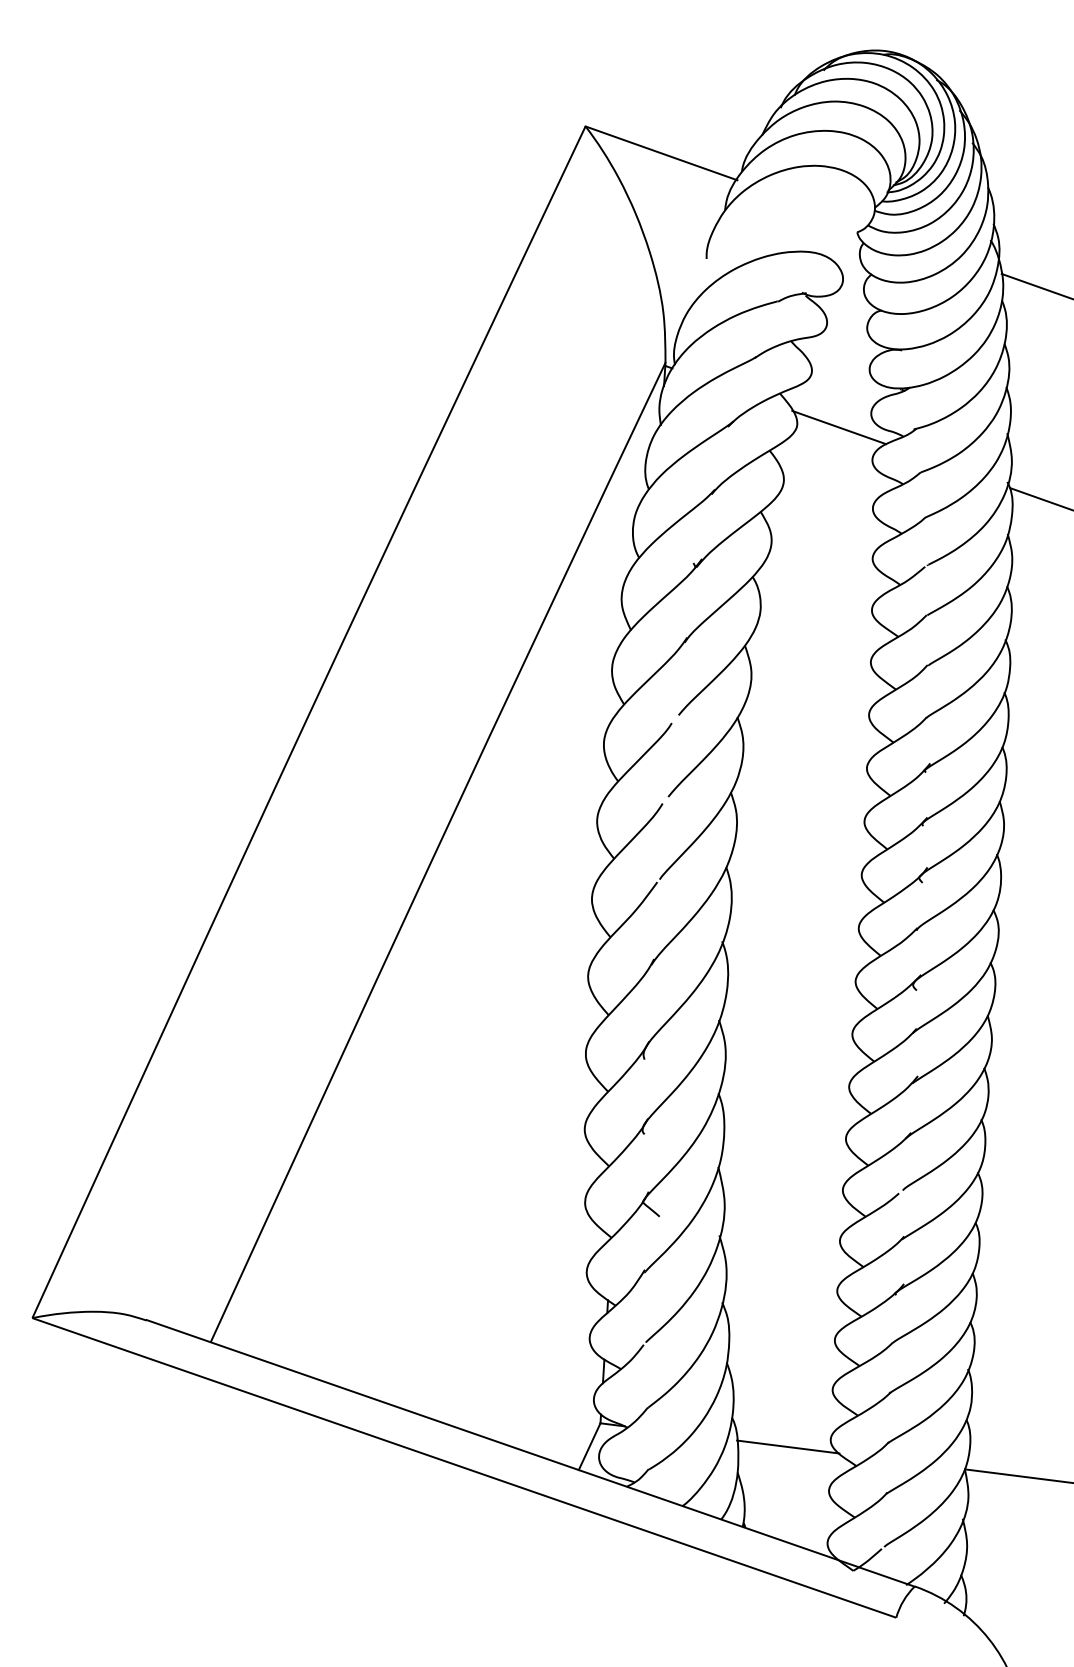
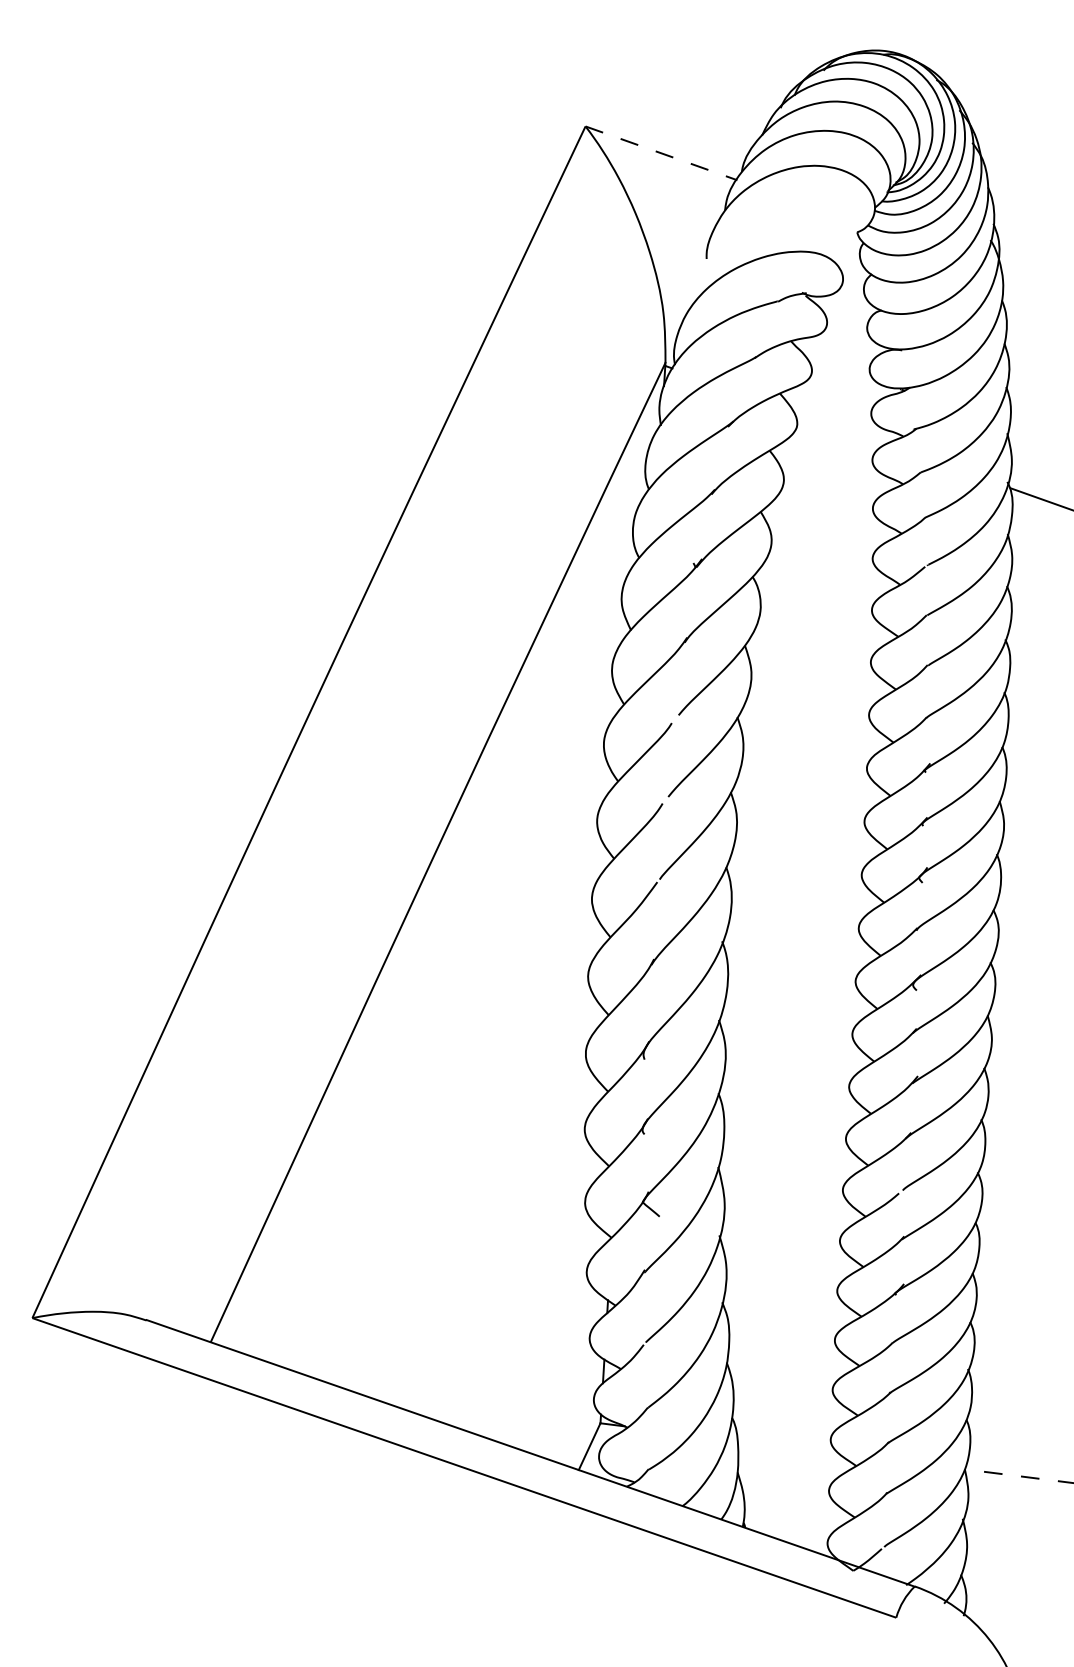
line: solid -> dashed (661, 153)
line: present -> none (1035, 285)
line: present -> none (839, 427)
line: present -> none (788, 1446)
line: solid -> dashed (1018, 1476)
